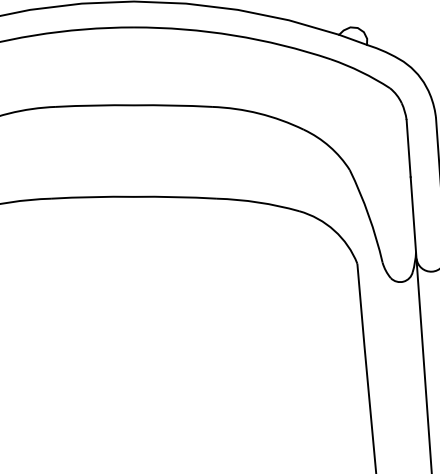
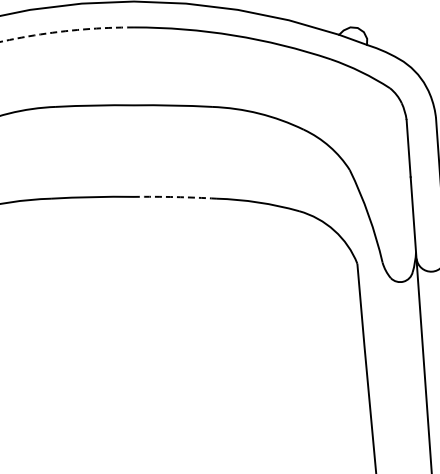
arc: solid -> dashed (65, 31)
arc: solid -> dashed (175, 197)
